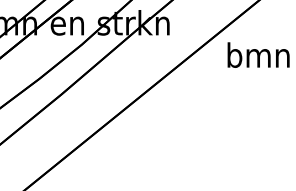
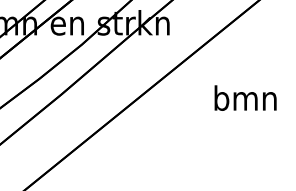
text position: (258, 54) -> (245, 97) (245, 97)
